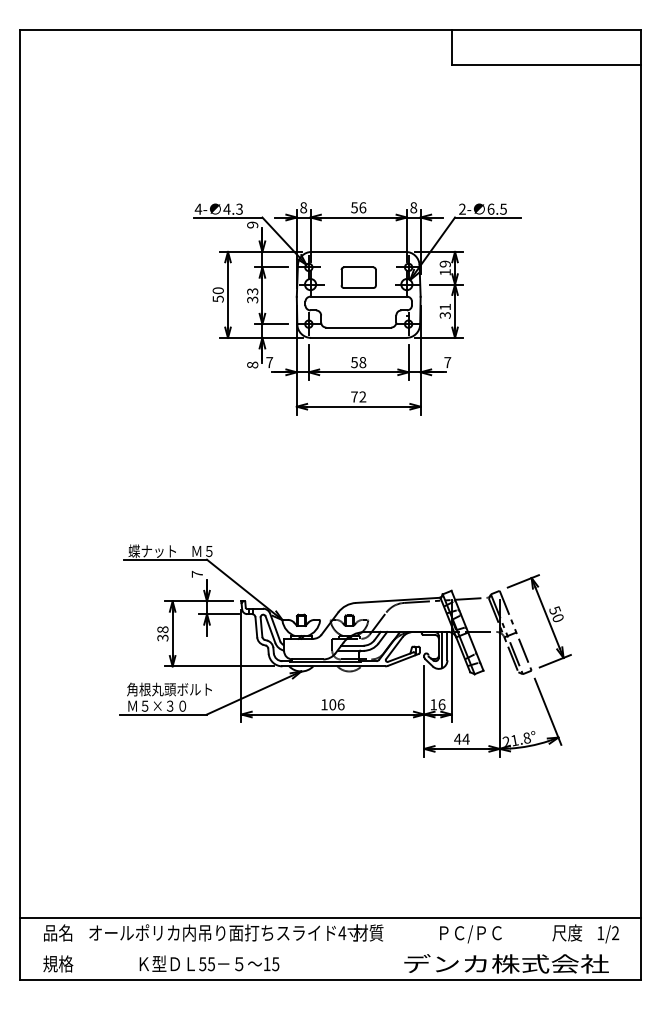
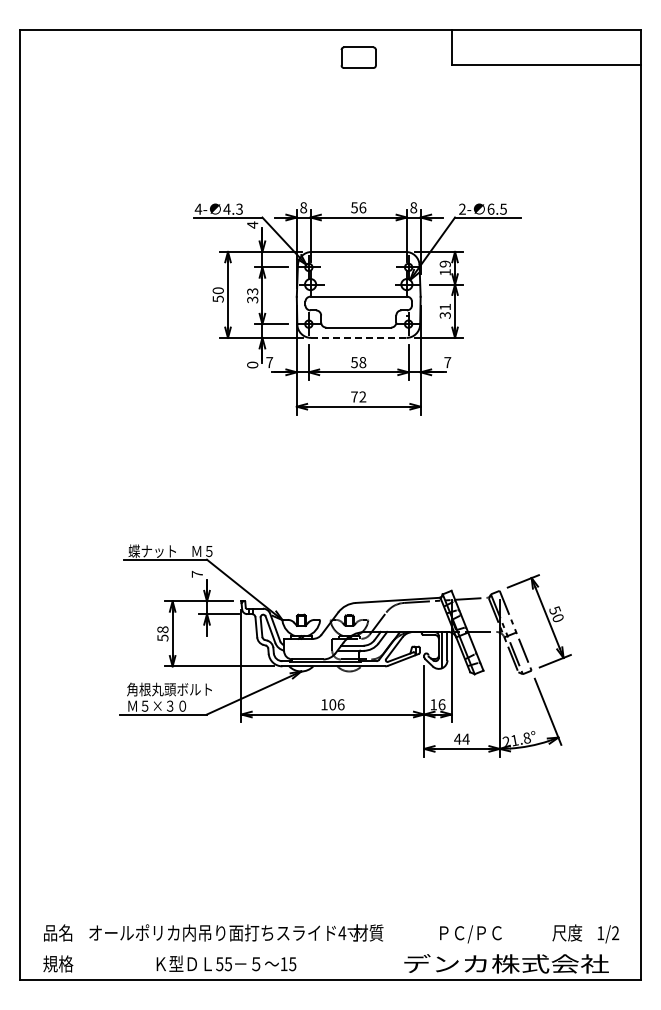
text: 9 -> 4 (252, 224)
part position: (358, 277) -> (358, 57) (358, 57)
line: solid -> dashed (358, 337)
text: 8 -> 0 (252, 364)
text: 38 -> 58 (162, 637)
line: present -> none (330, 917)
text position: (209, 963) -> (226, 963) (226, 963)
